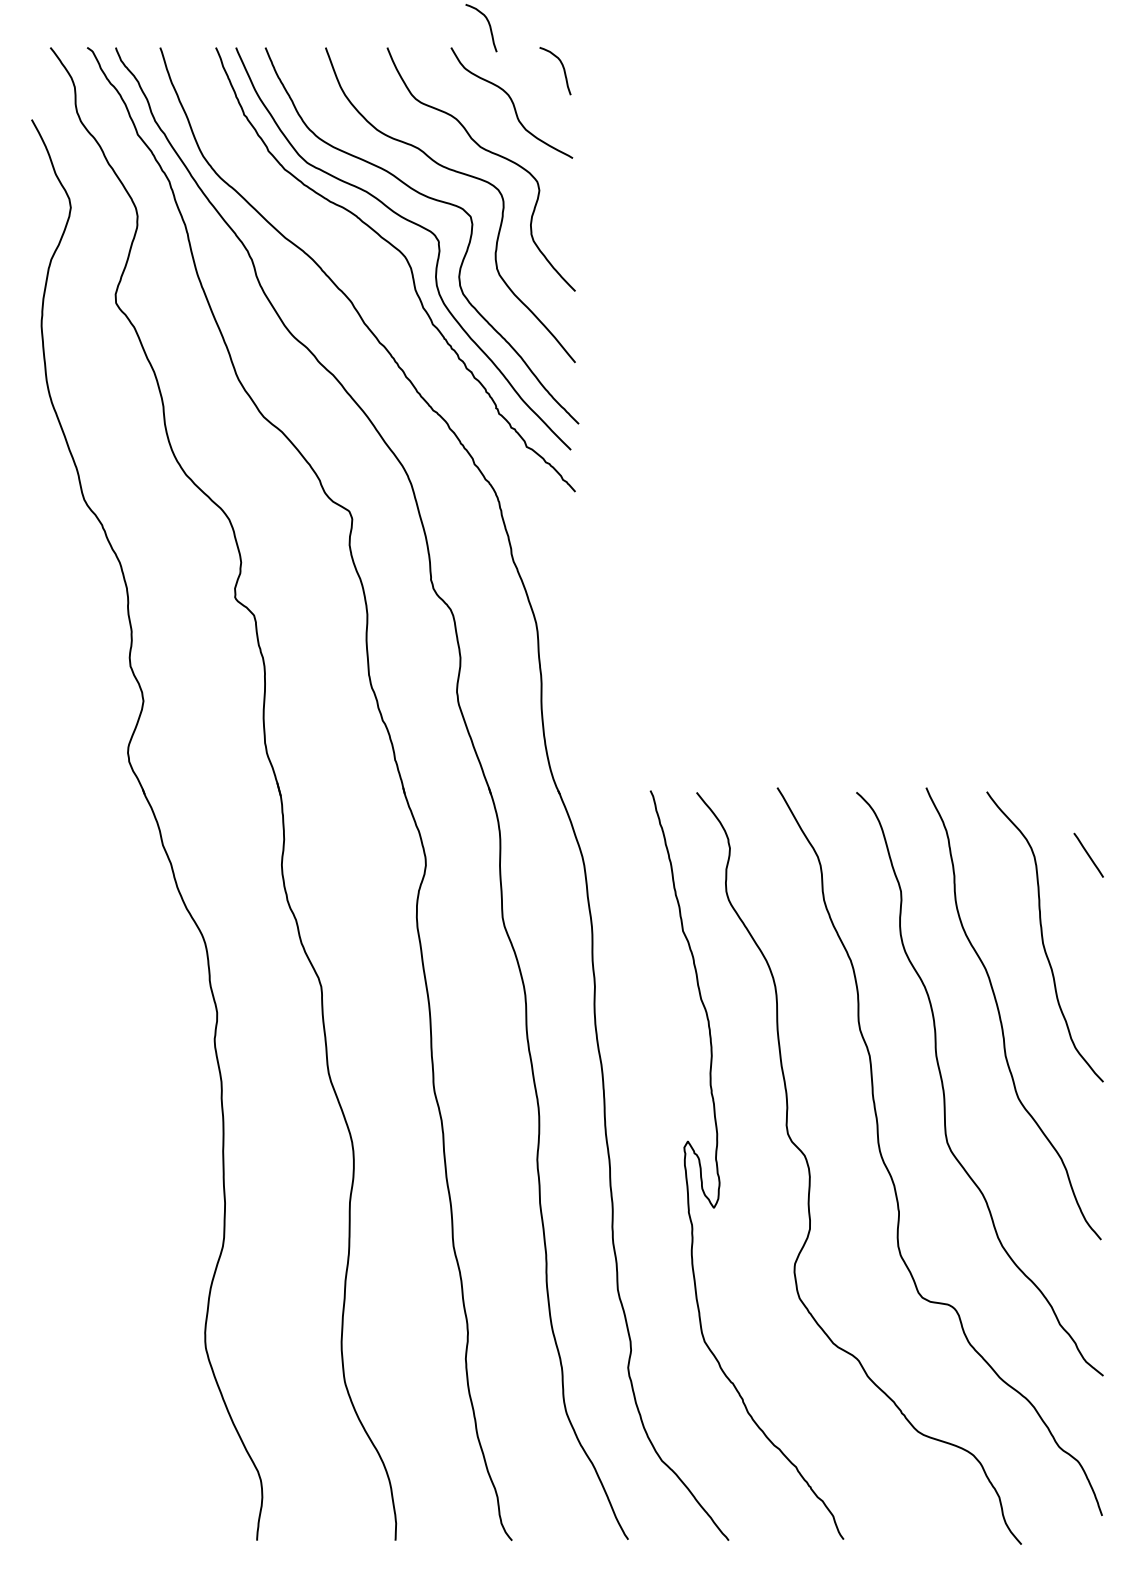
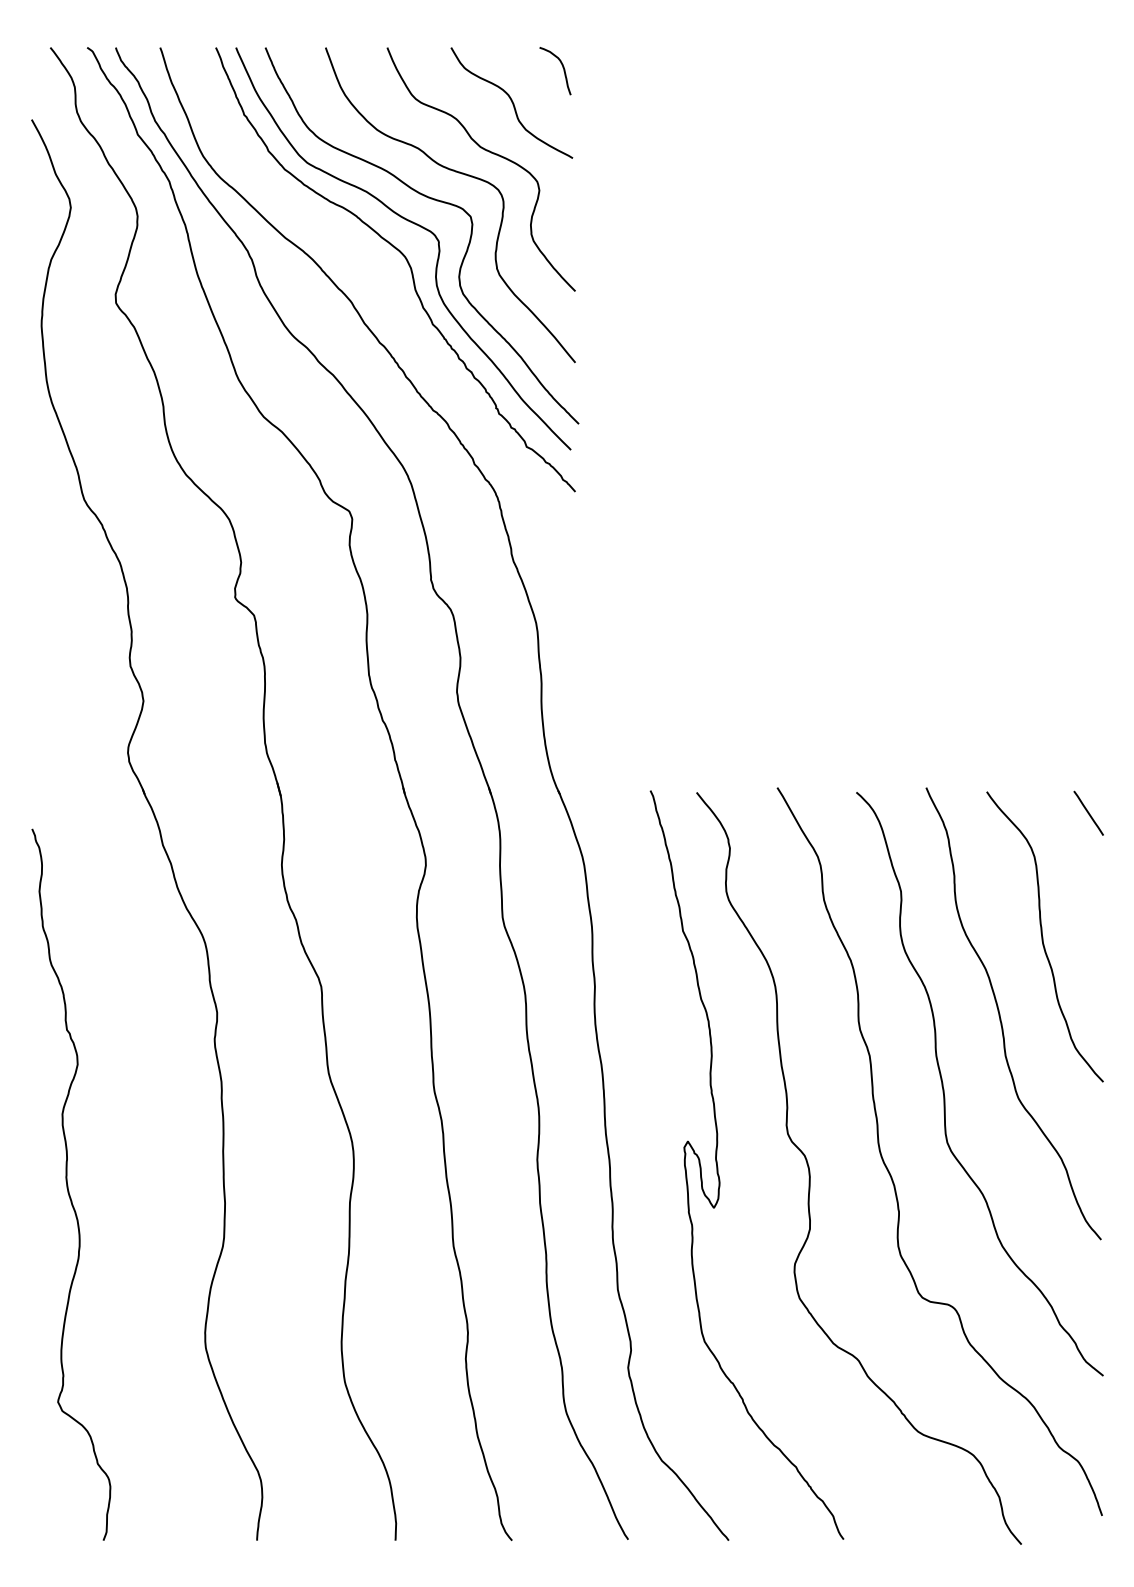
curve: present -> none (489, 28)
line position: (1088, 854) -> (1088, 812) (1088, 812)
curve: none -> present (68, 1185)
